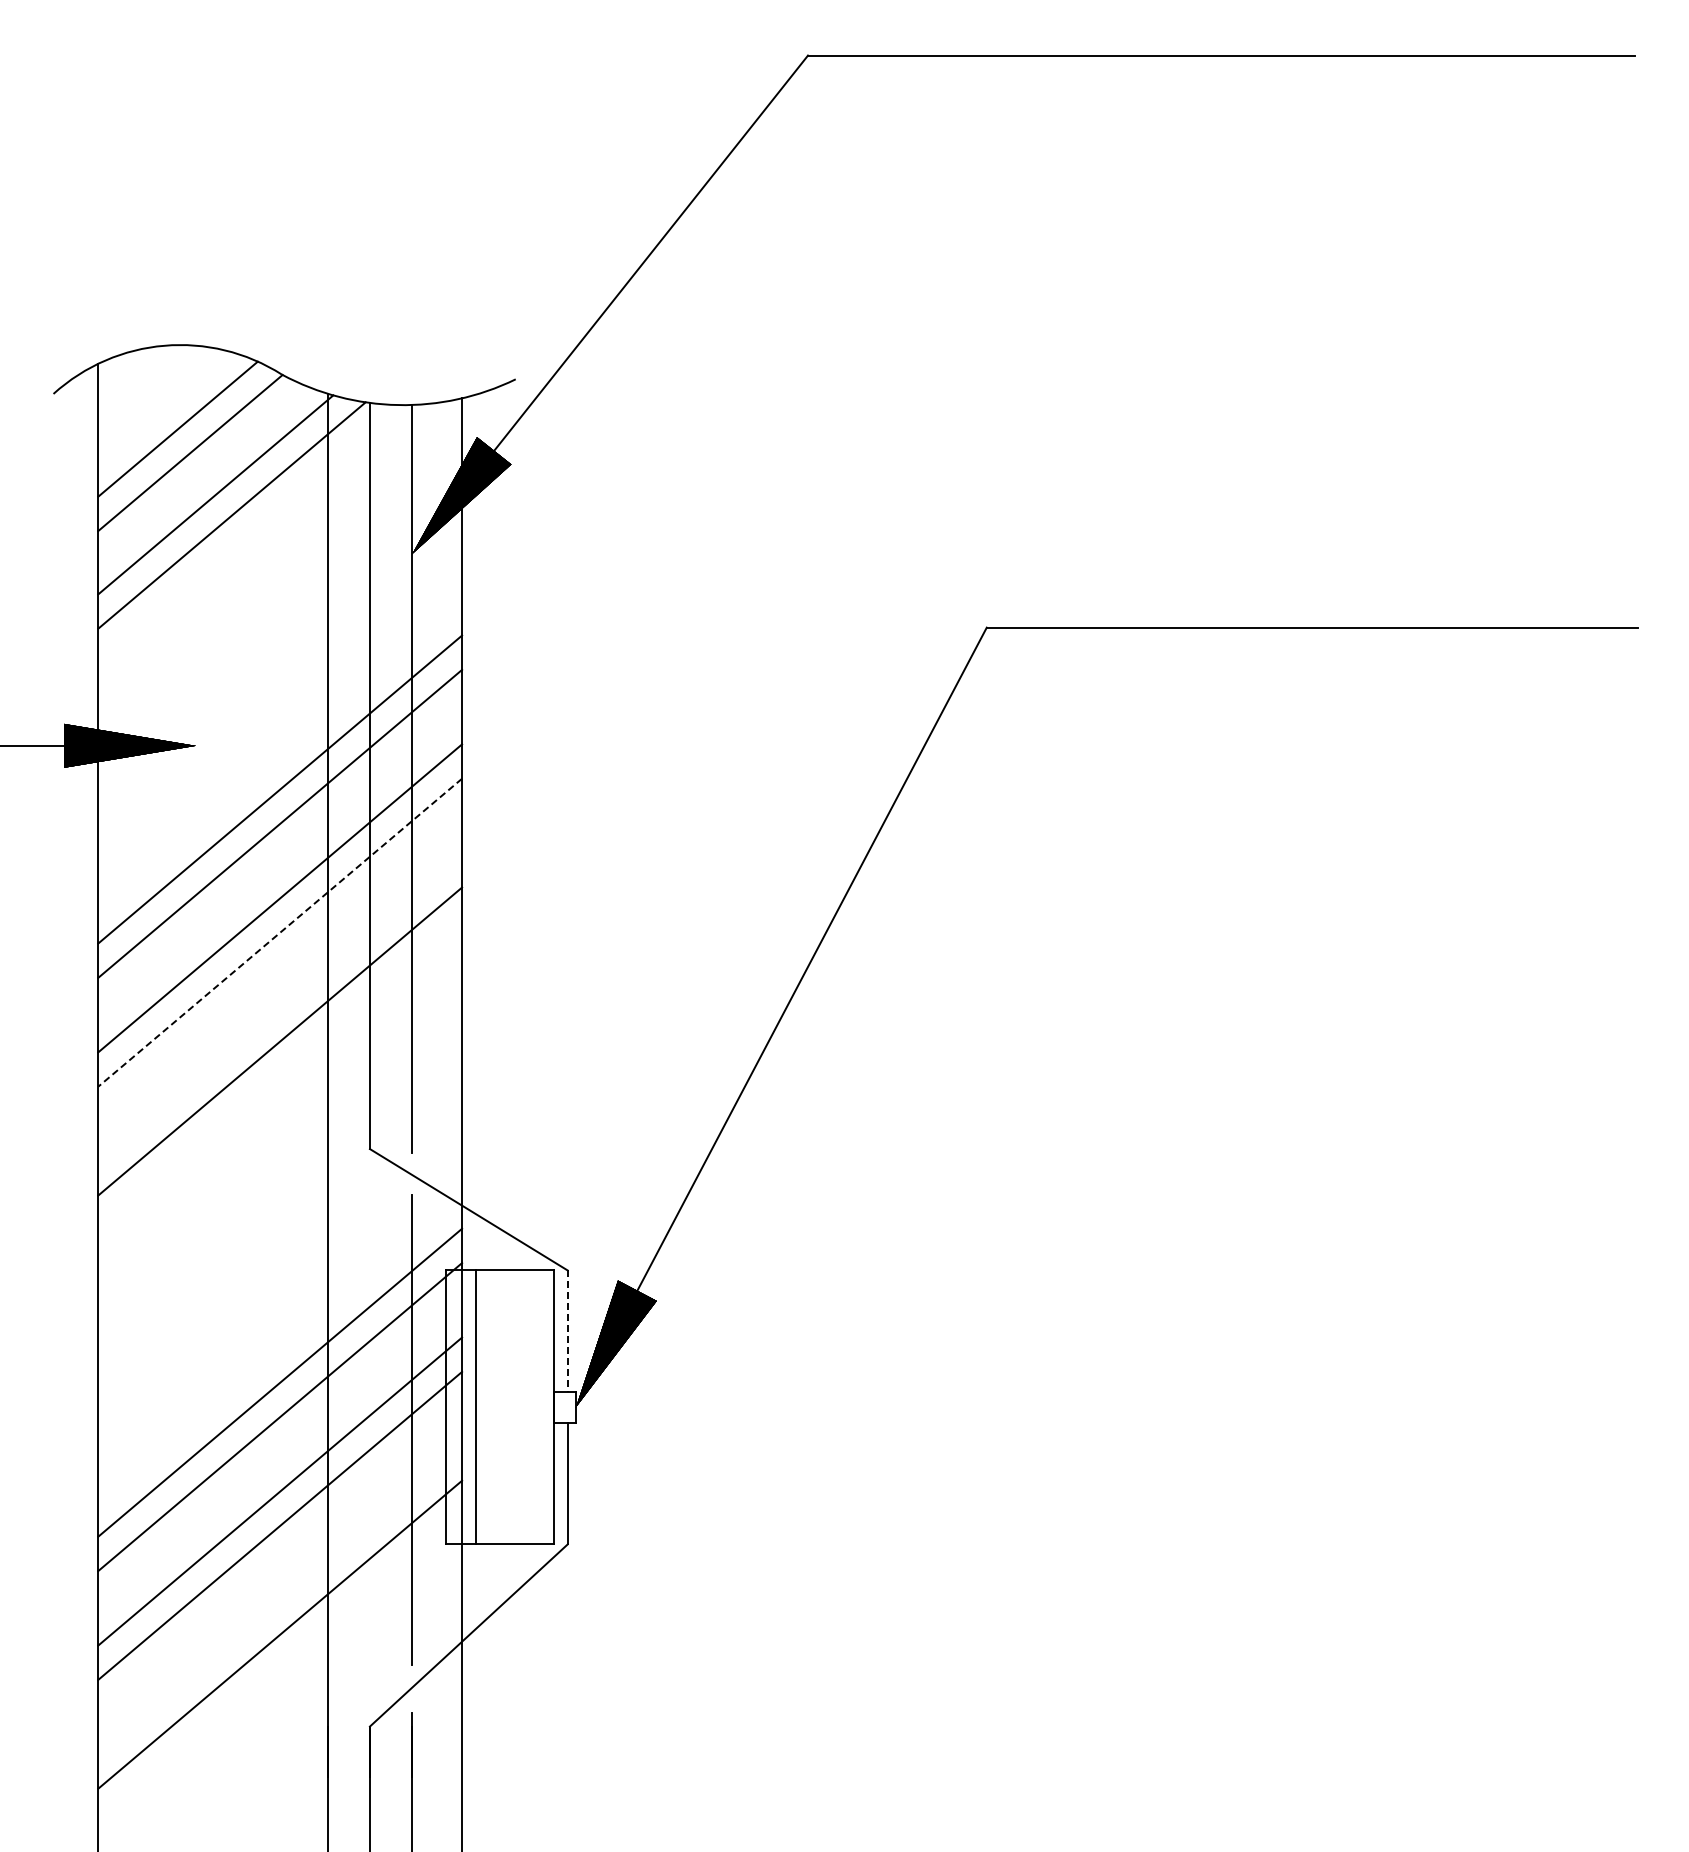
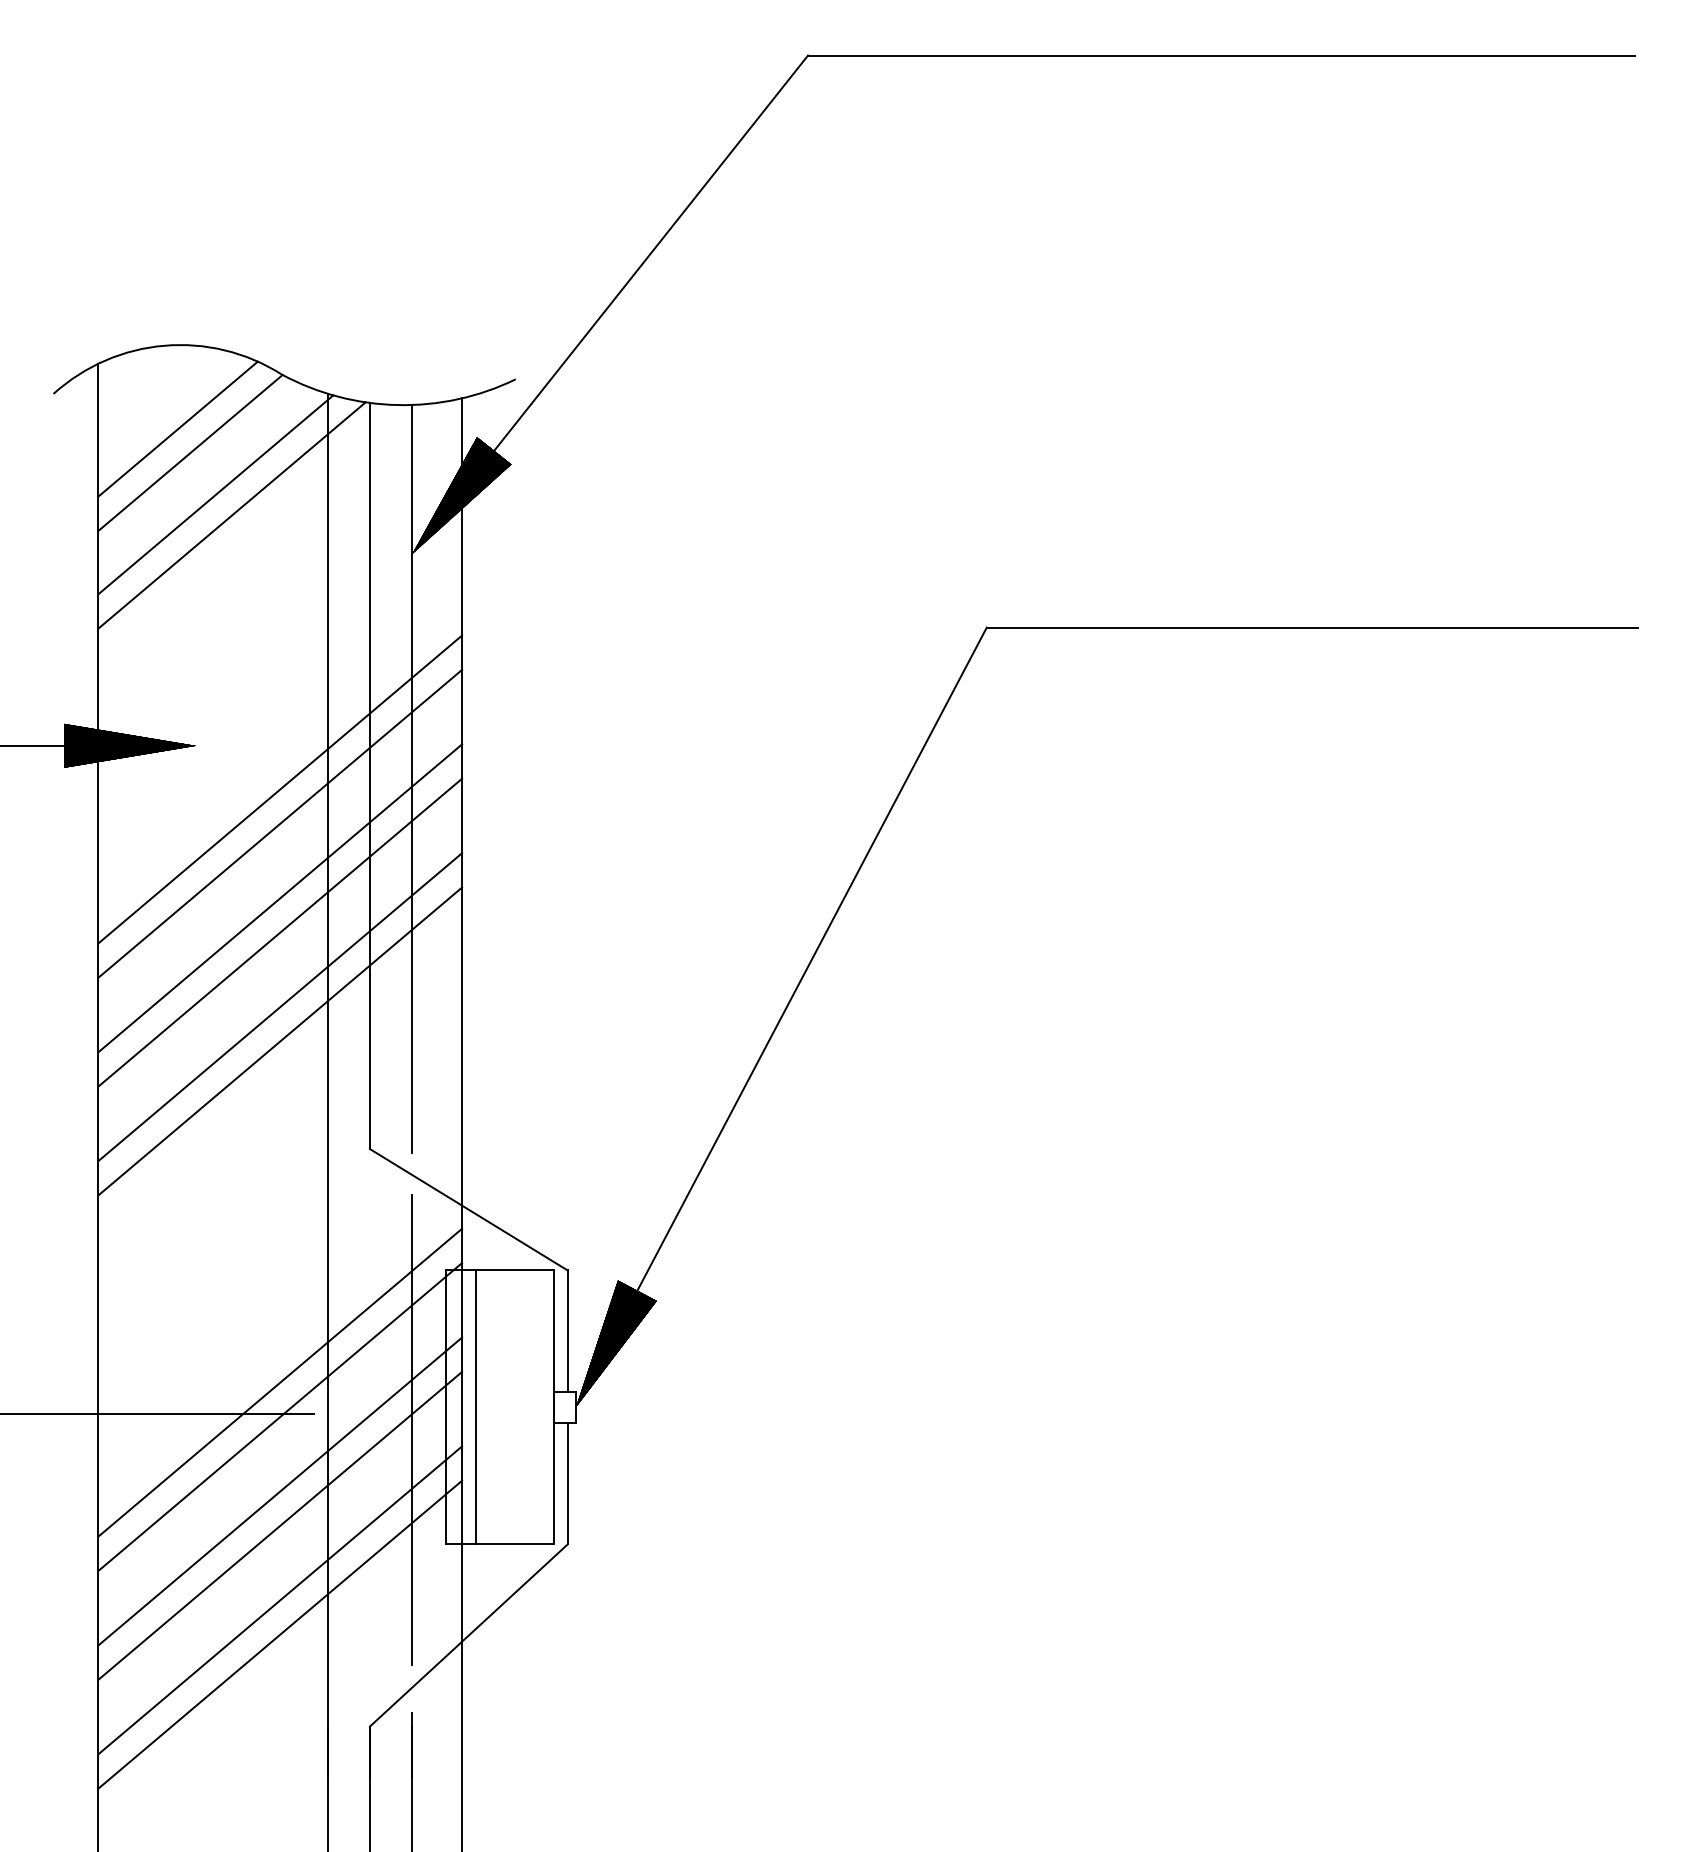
line: dashed -> solid (279, 933)
line: none -> present (280, 1007)
line: dashed -> solid (567, 1331)
line: none -> present (158, 1414)
line: none -> present (280, 1600)
